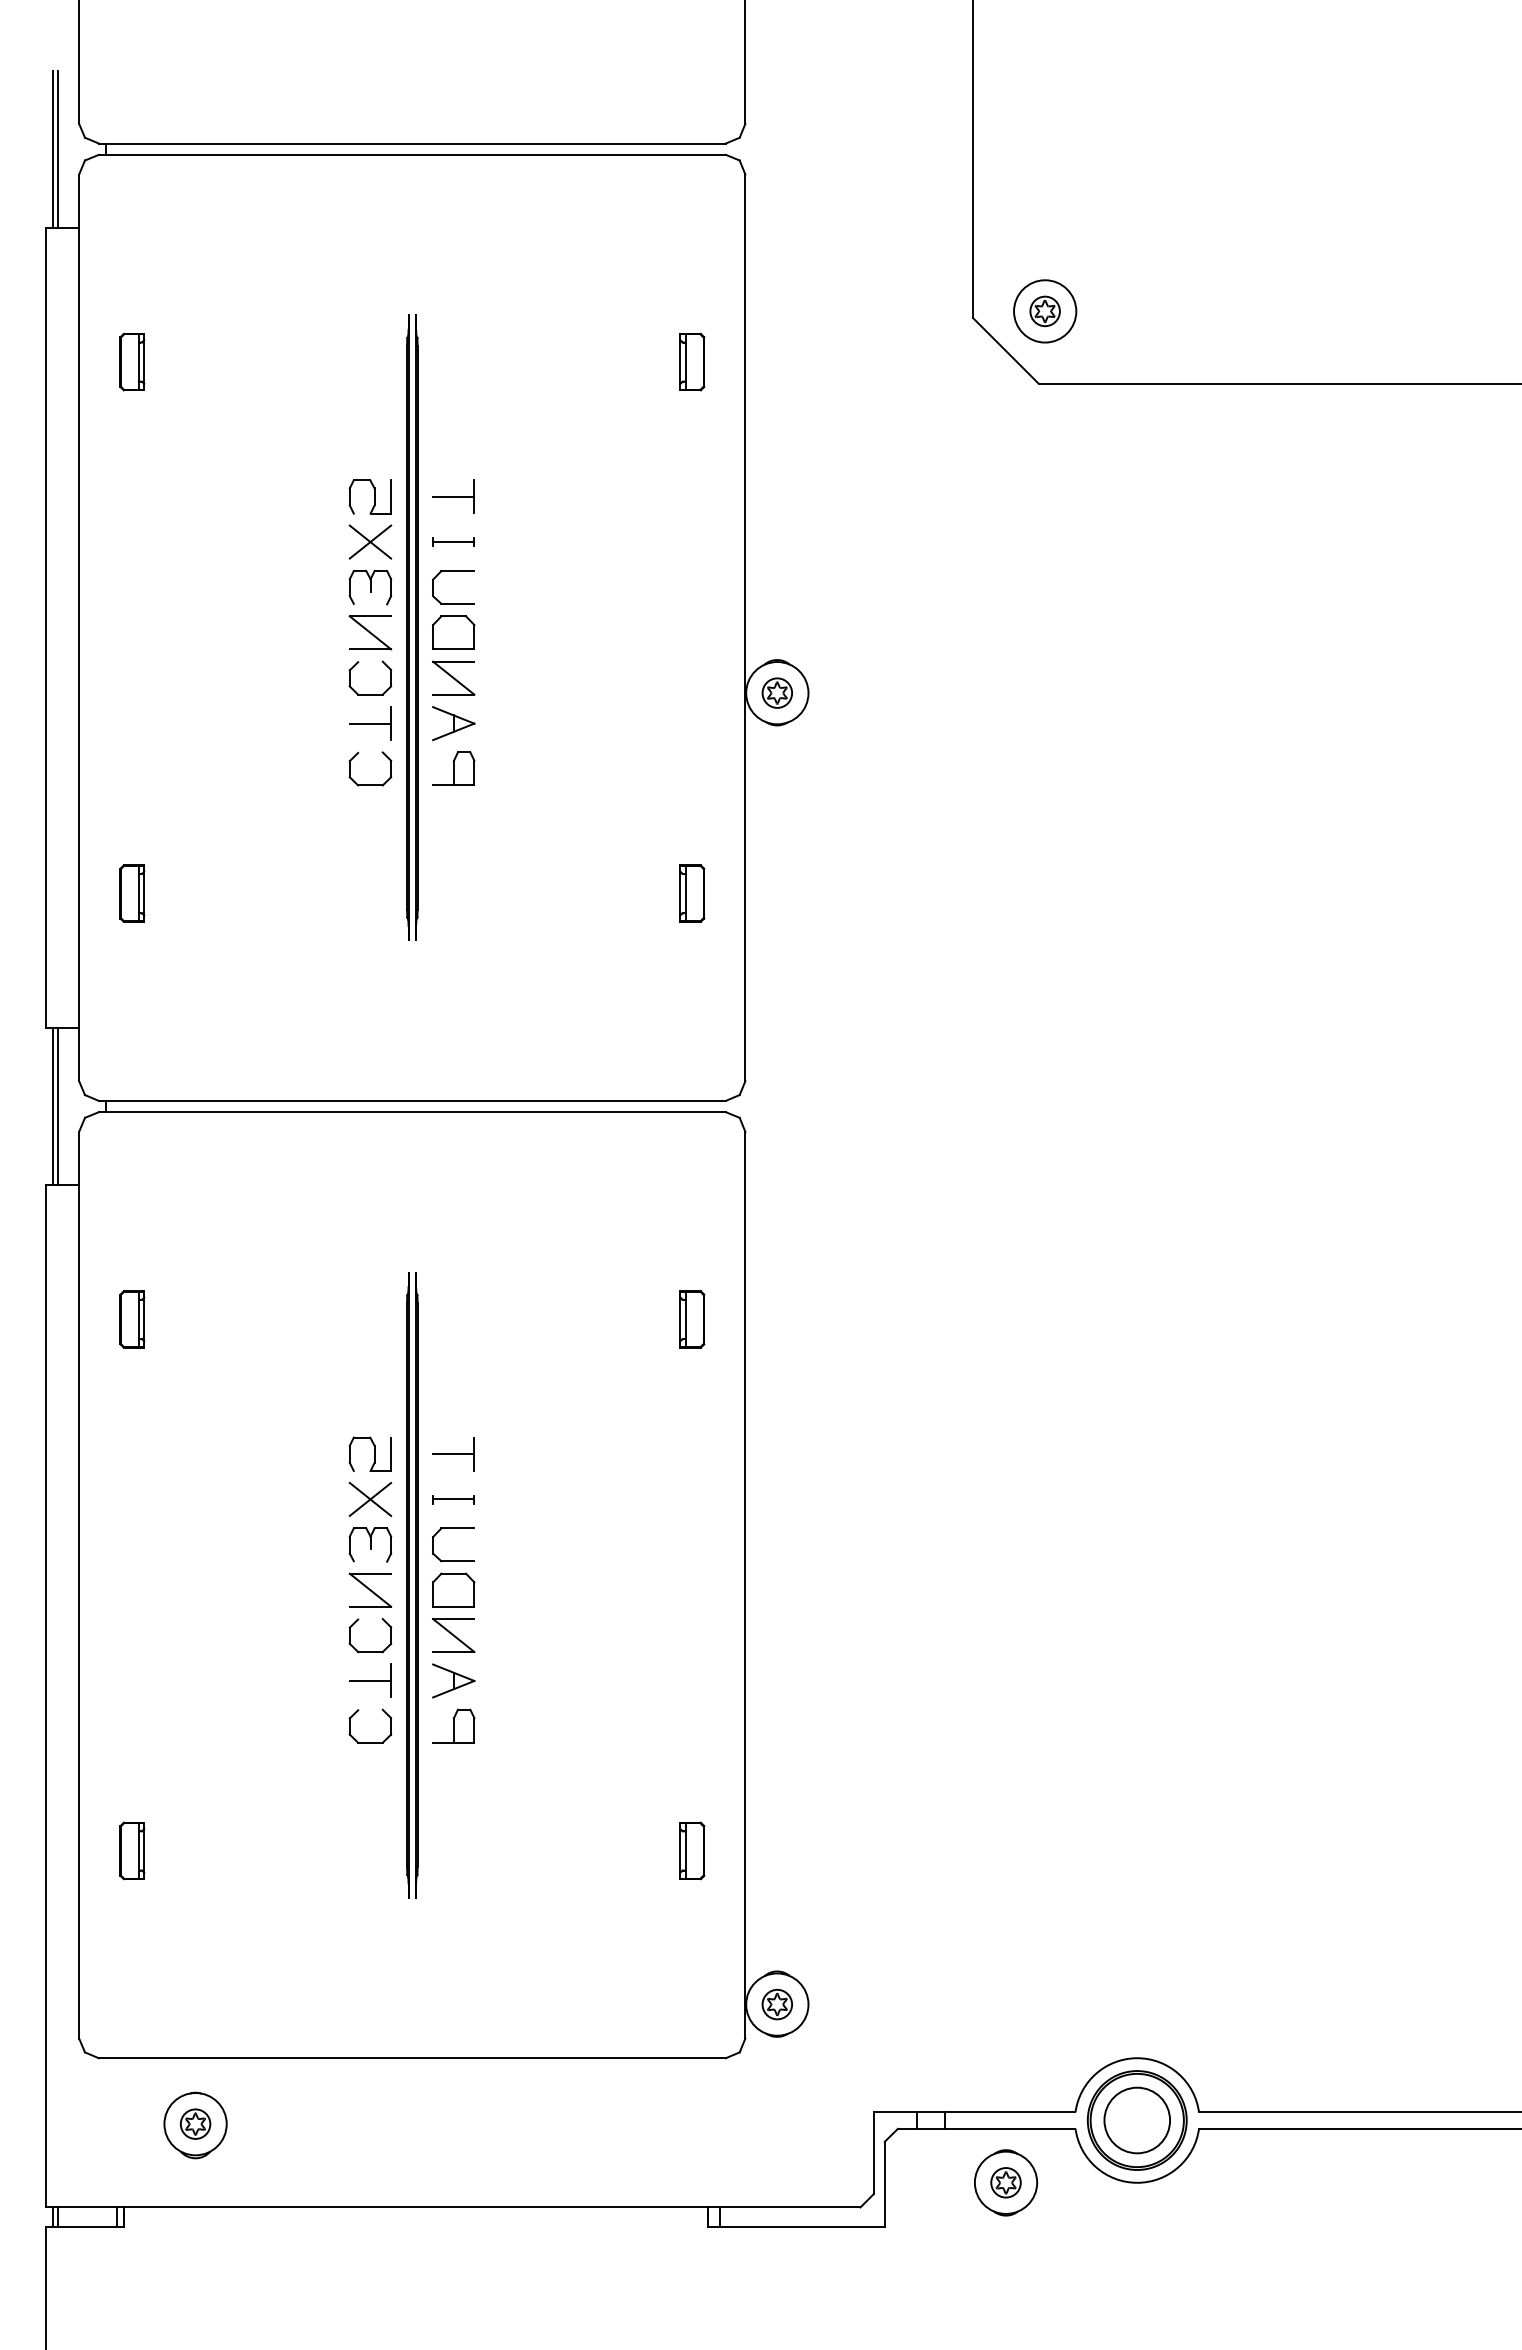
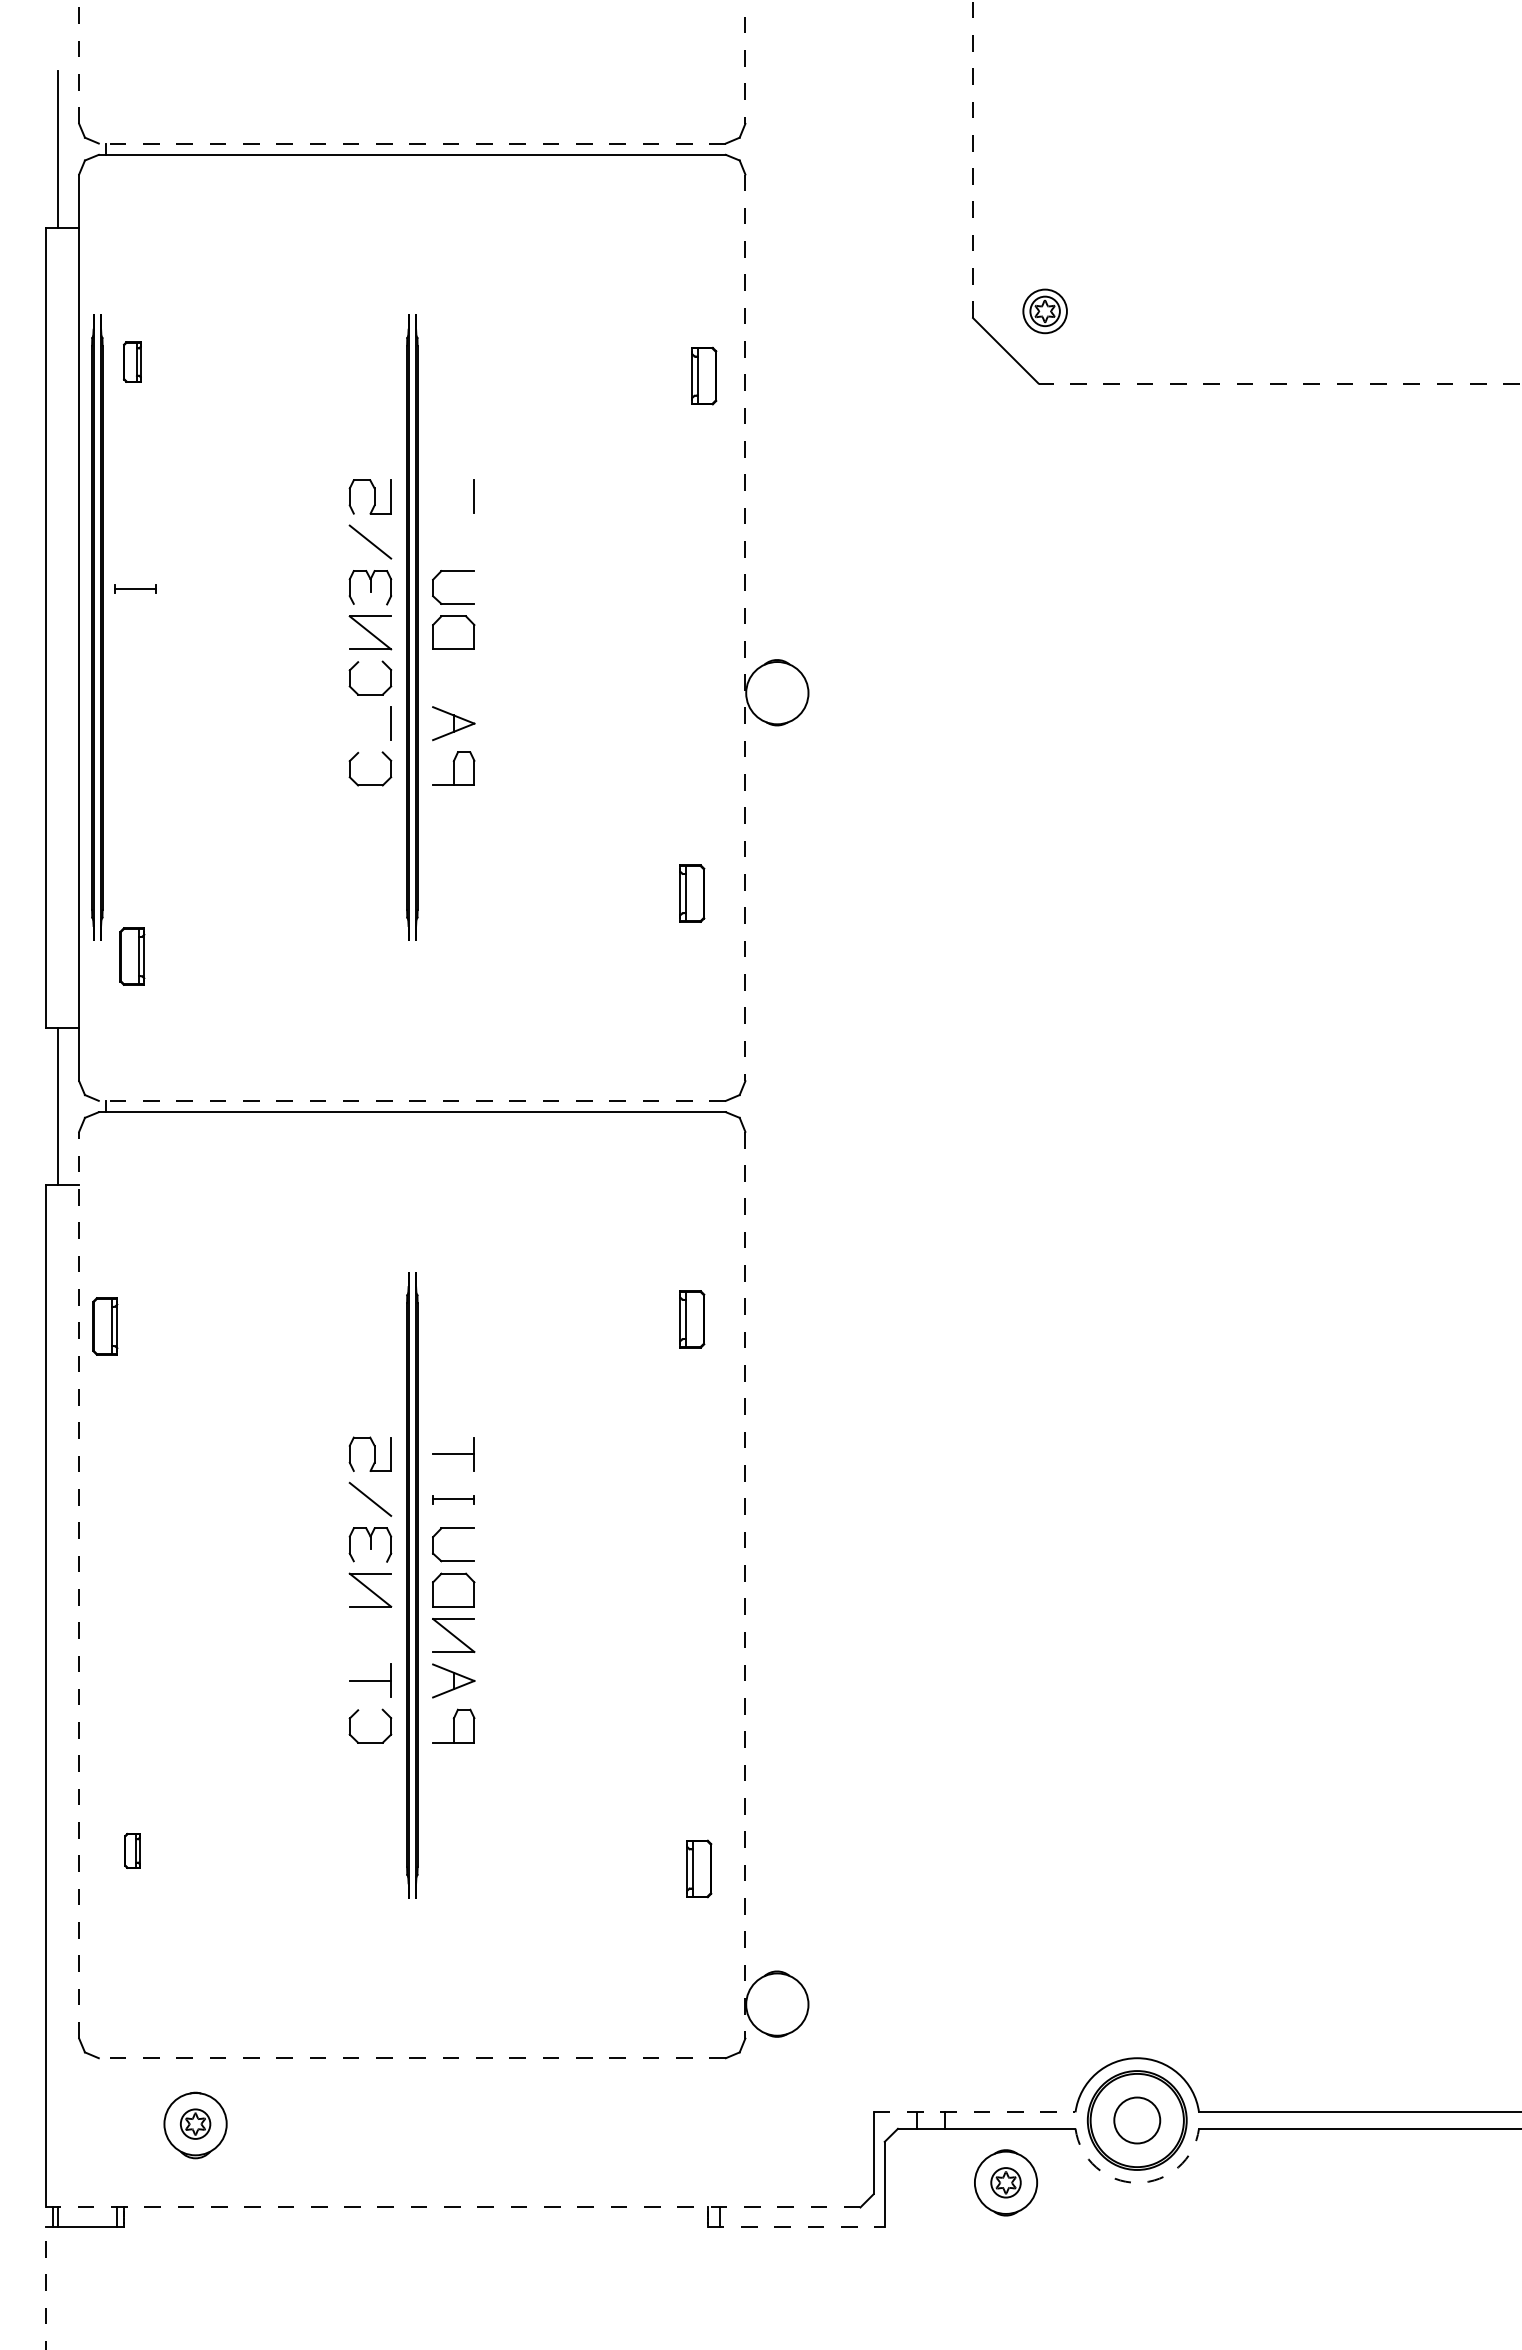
line: solid -> dashed (79, 61)
line: solid -> dashed (745, 62)
line: solid -> dashed (412, 143)
line: present -> none (53, 148)
line: solid -> dashed (973, 159)
circle diameter: 62 px -> 44 px (1044, 311)
part size: 27x60 px -> 19x42 px (132, 361)
part position: (692, 361) -> (704, 375) (704, 375)
line: solid -> dashed (1279, 383)
line: present -> none (453, 496)
line: present -> none (370, 541)
part position: (453, 541) -> (135, 588) (135, 588)
part: none -> present (97, 627)
line: solid -> dashed (745, 628)
part: present -> none (453, 677)
part: present -> none (776, 692)
line: present -> none (370, 723)
part position: (132, 893) -> (132, 956) (132, 956)
line: solid -> dashed (412, 1100)
line: present -> none (53, 1106)
part position: (132, 1319) -> (105, 1326) (105, 1326)
line: present -> none (370, 1498)
line: solid -> dashed (79, 1584)
line: solid -> dashed (745, 1585)
part: present -> none (370, 1651)
part size: 27x60 px -> 17x36 px (132, 1850)
part position: (692, 1850) -> (699, 1868) (699, 1868)
part: present -> none (776, 2004)
line: solid -> dashed (412, 2058)
line: solid -> dashed (974, 2112)
circle diameter: 66 px -> 46 px (1137, 2120)
arc: solid -> dashed (1137, 2182)
line: solid -> dashed (452, 2207)
line: solid -> dashed (796, 2227)
line: solid -> dashed (45, 2288)
